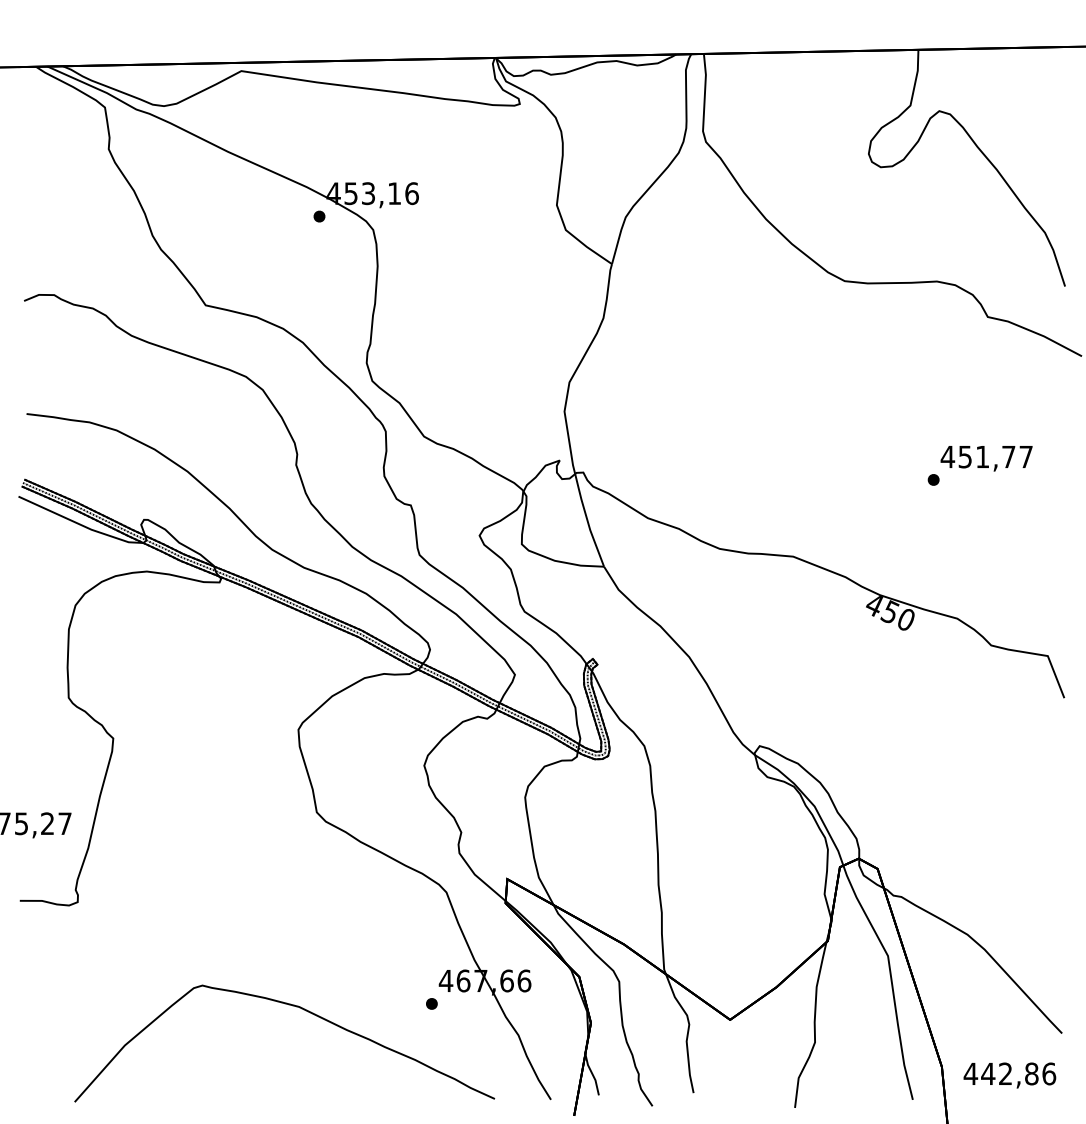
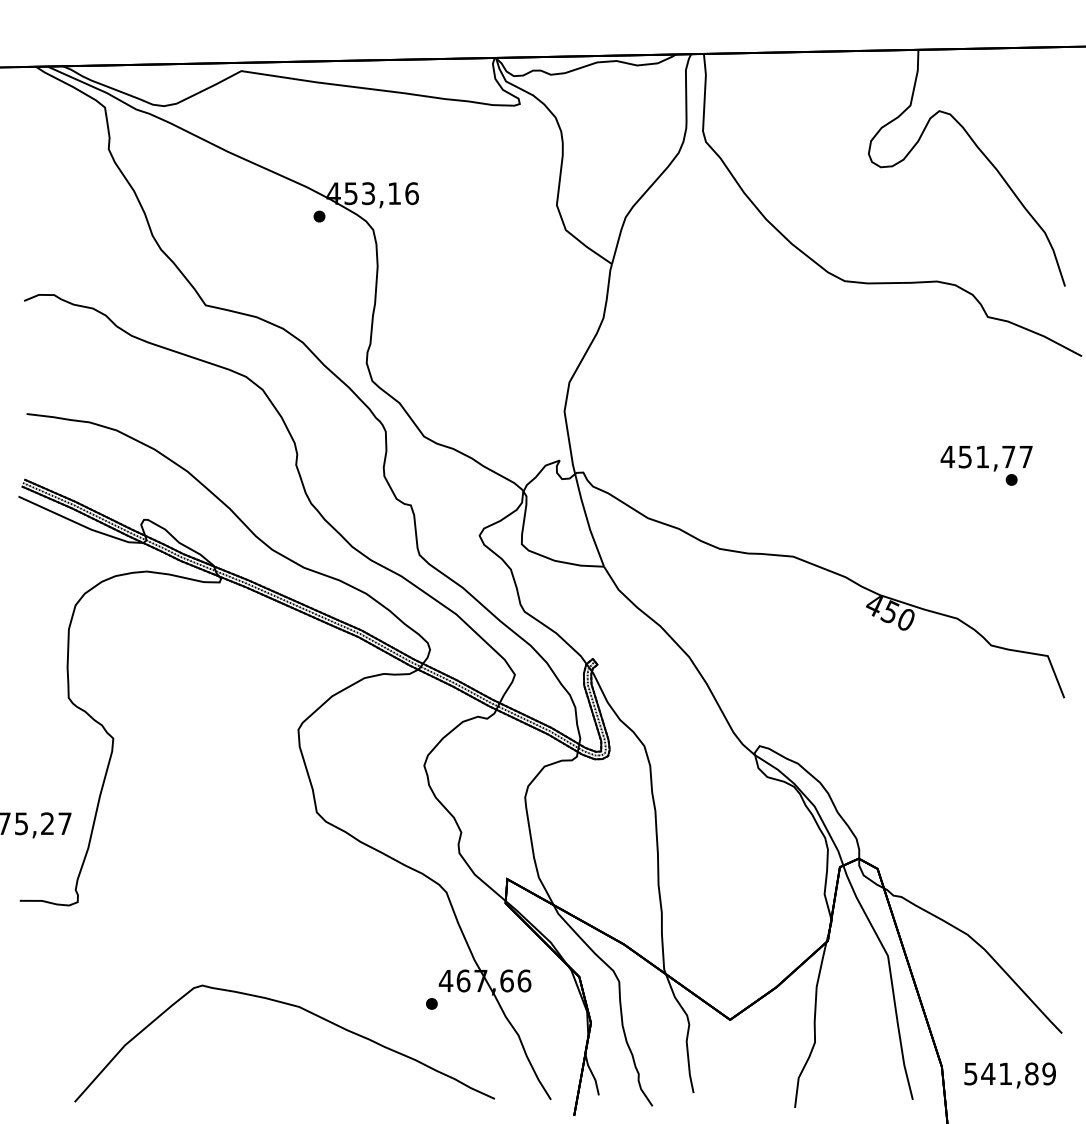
part position: (933, 479) -> (1011, 479) (1011, 479)
text: 442,86 -> 541,89 (1009, 1073)
